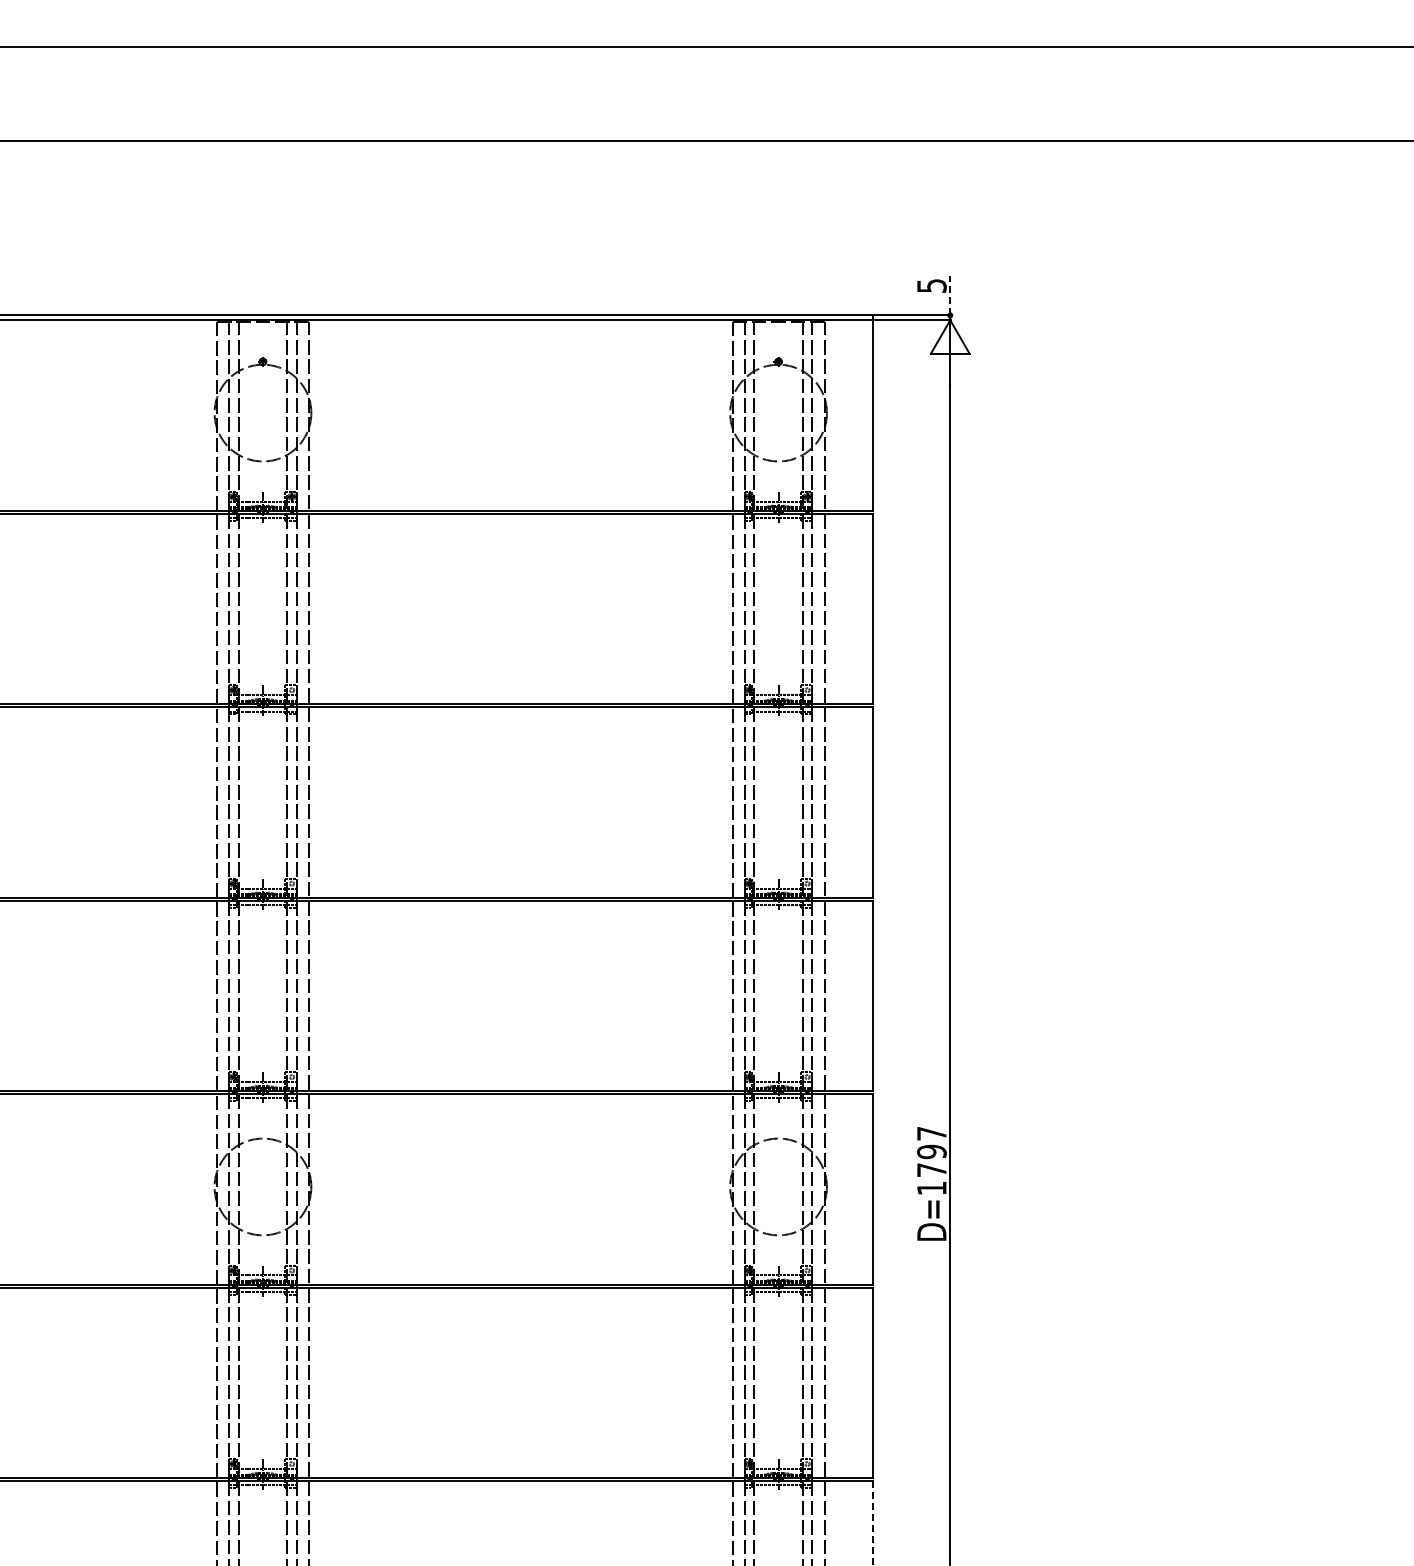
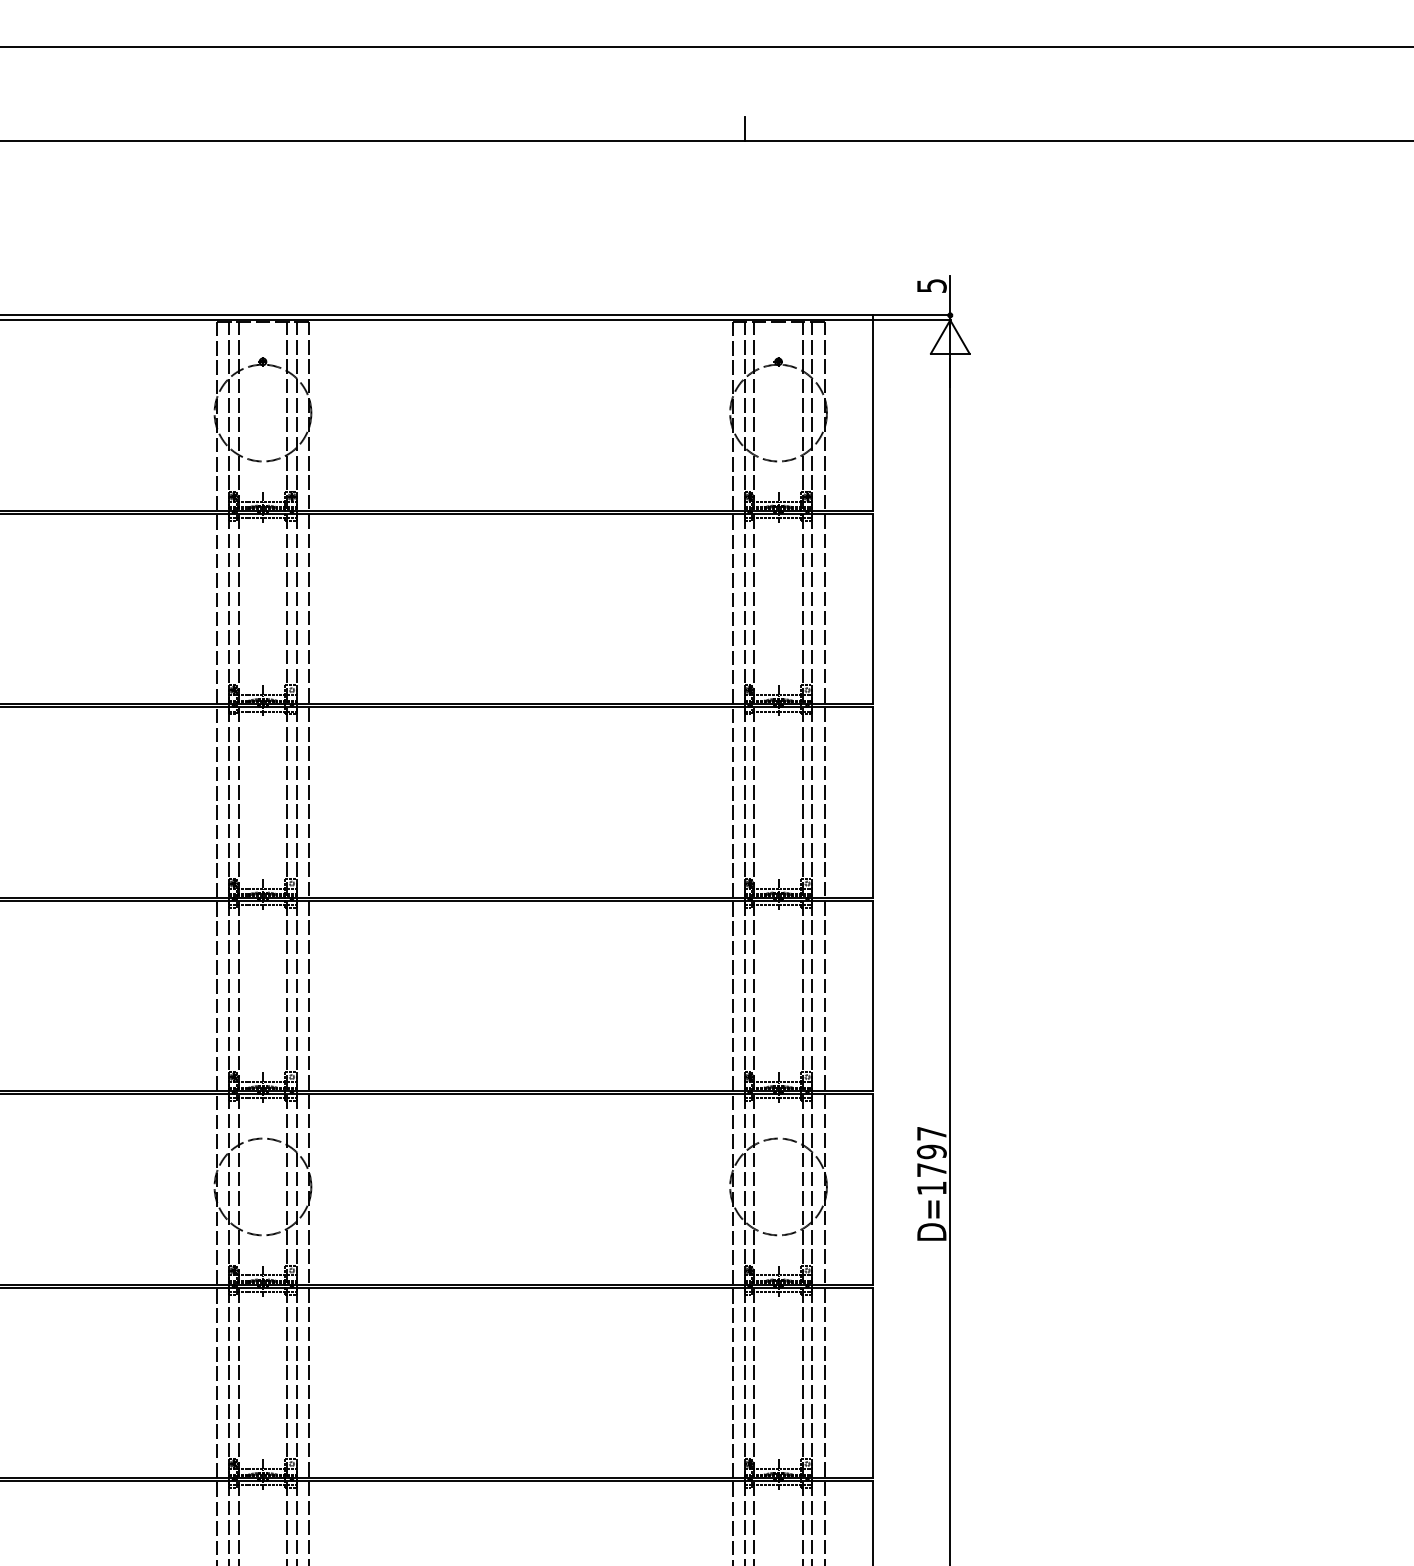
line: none -> present (744, 129)
line: dashed -> solid (950, 295)
line: dashed -> solid (872, 1523)
